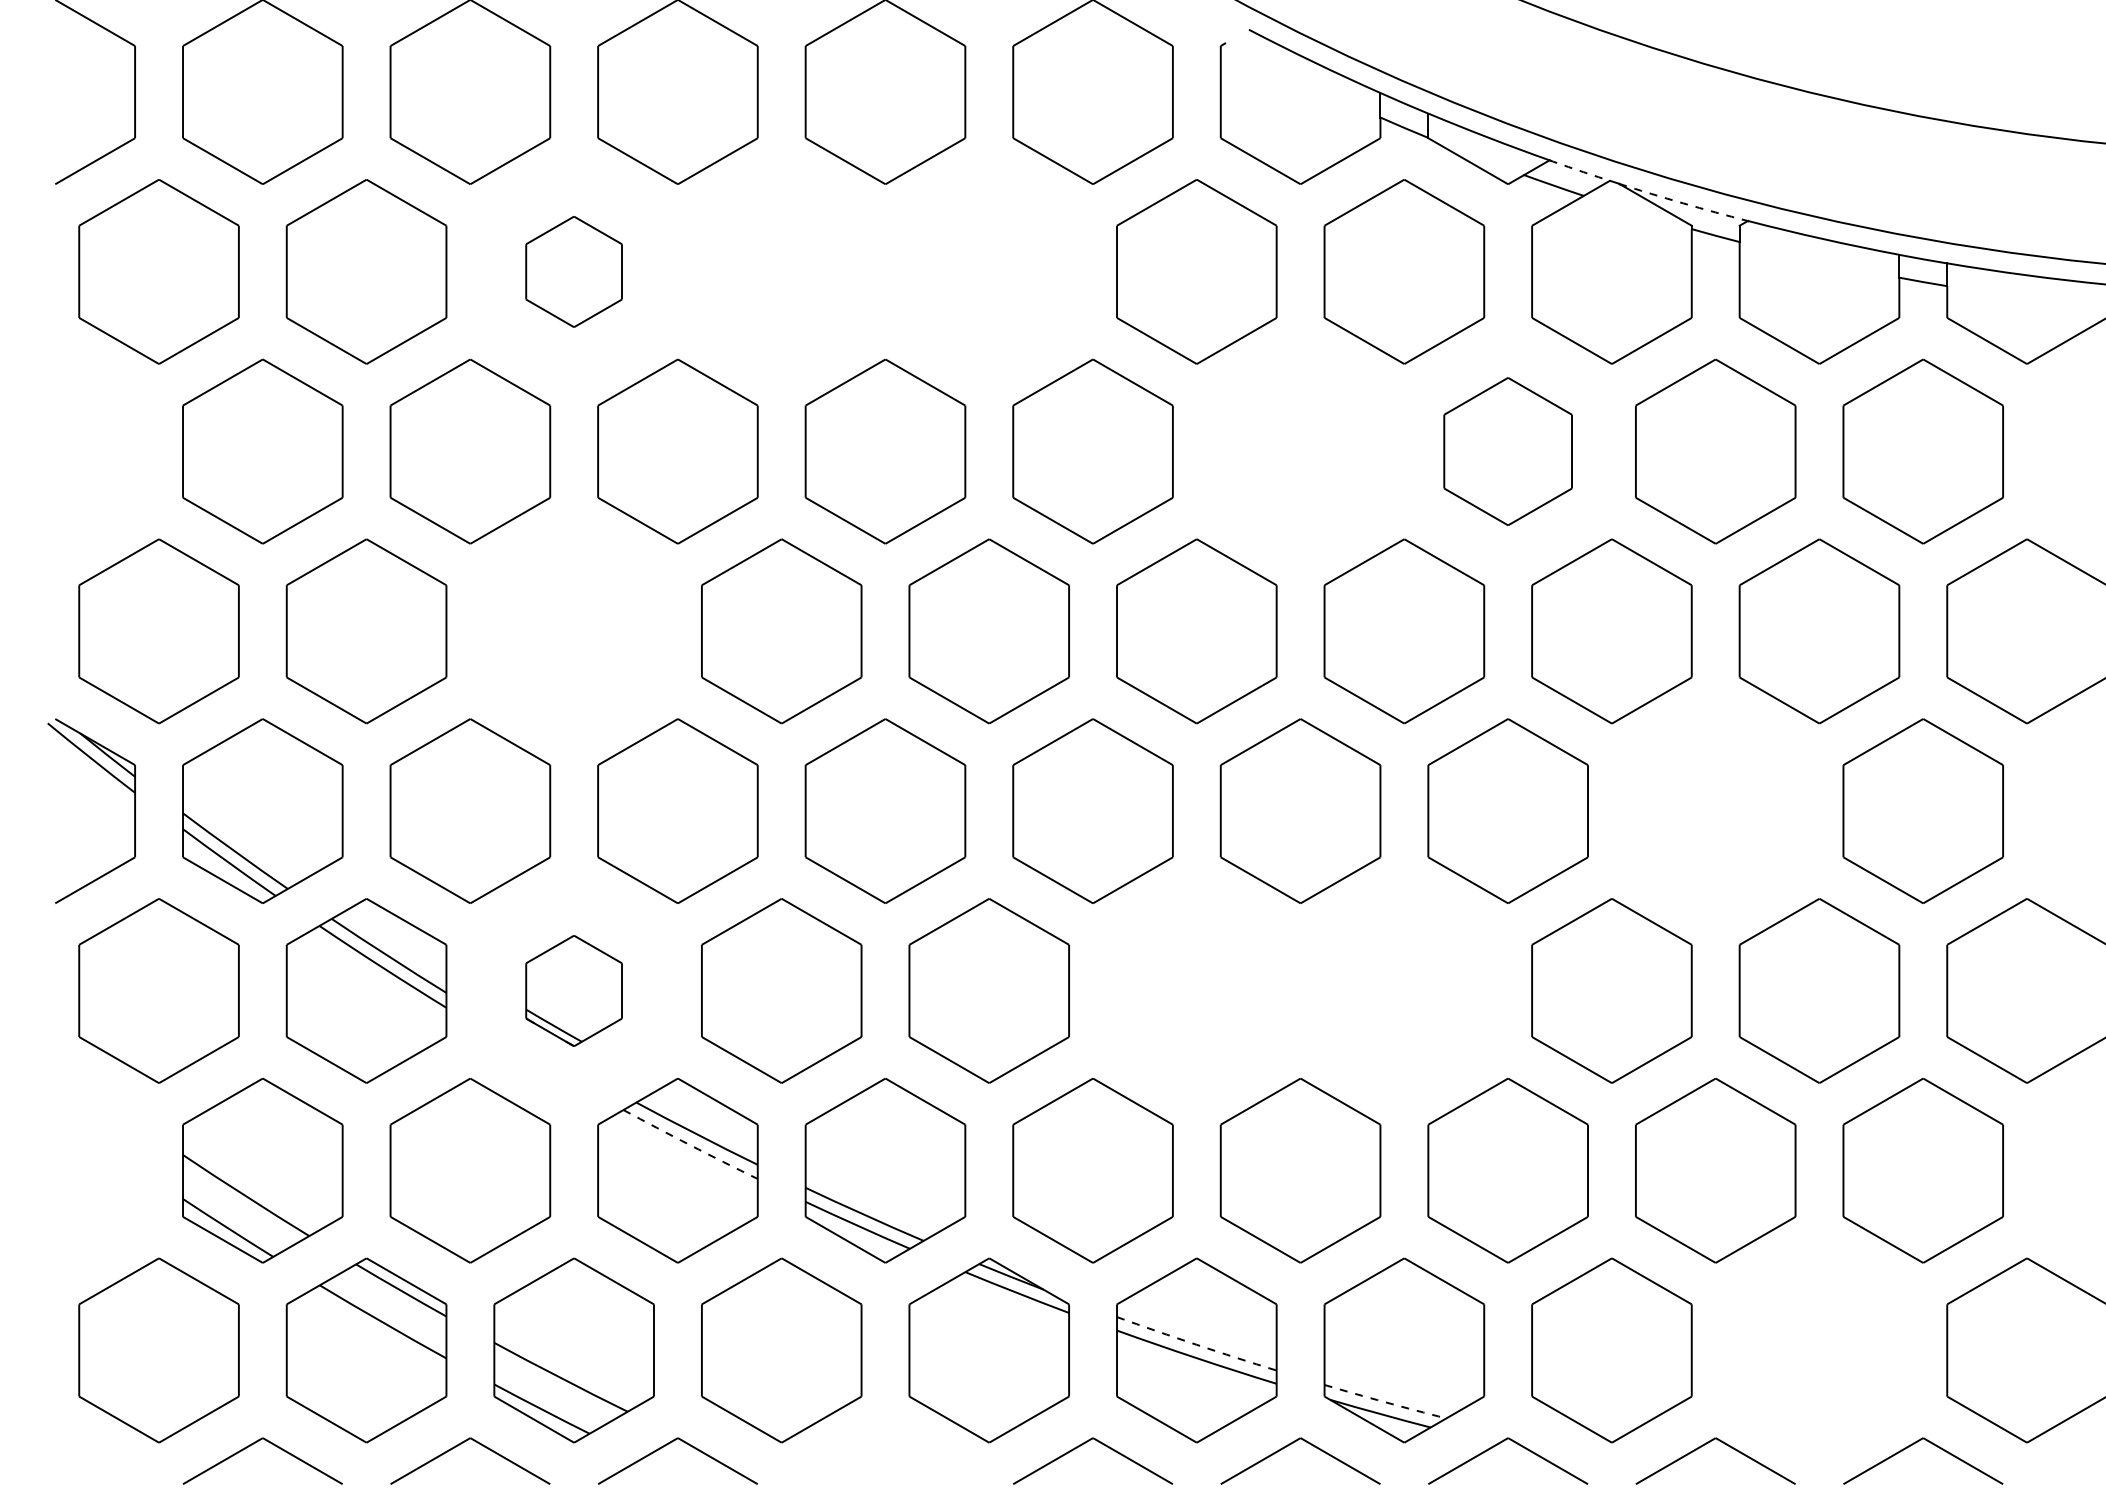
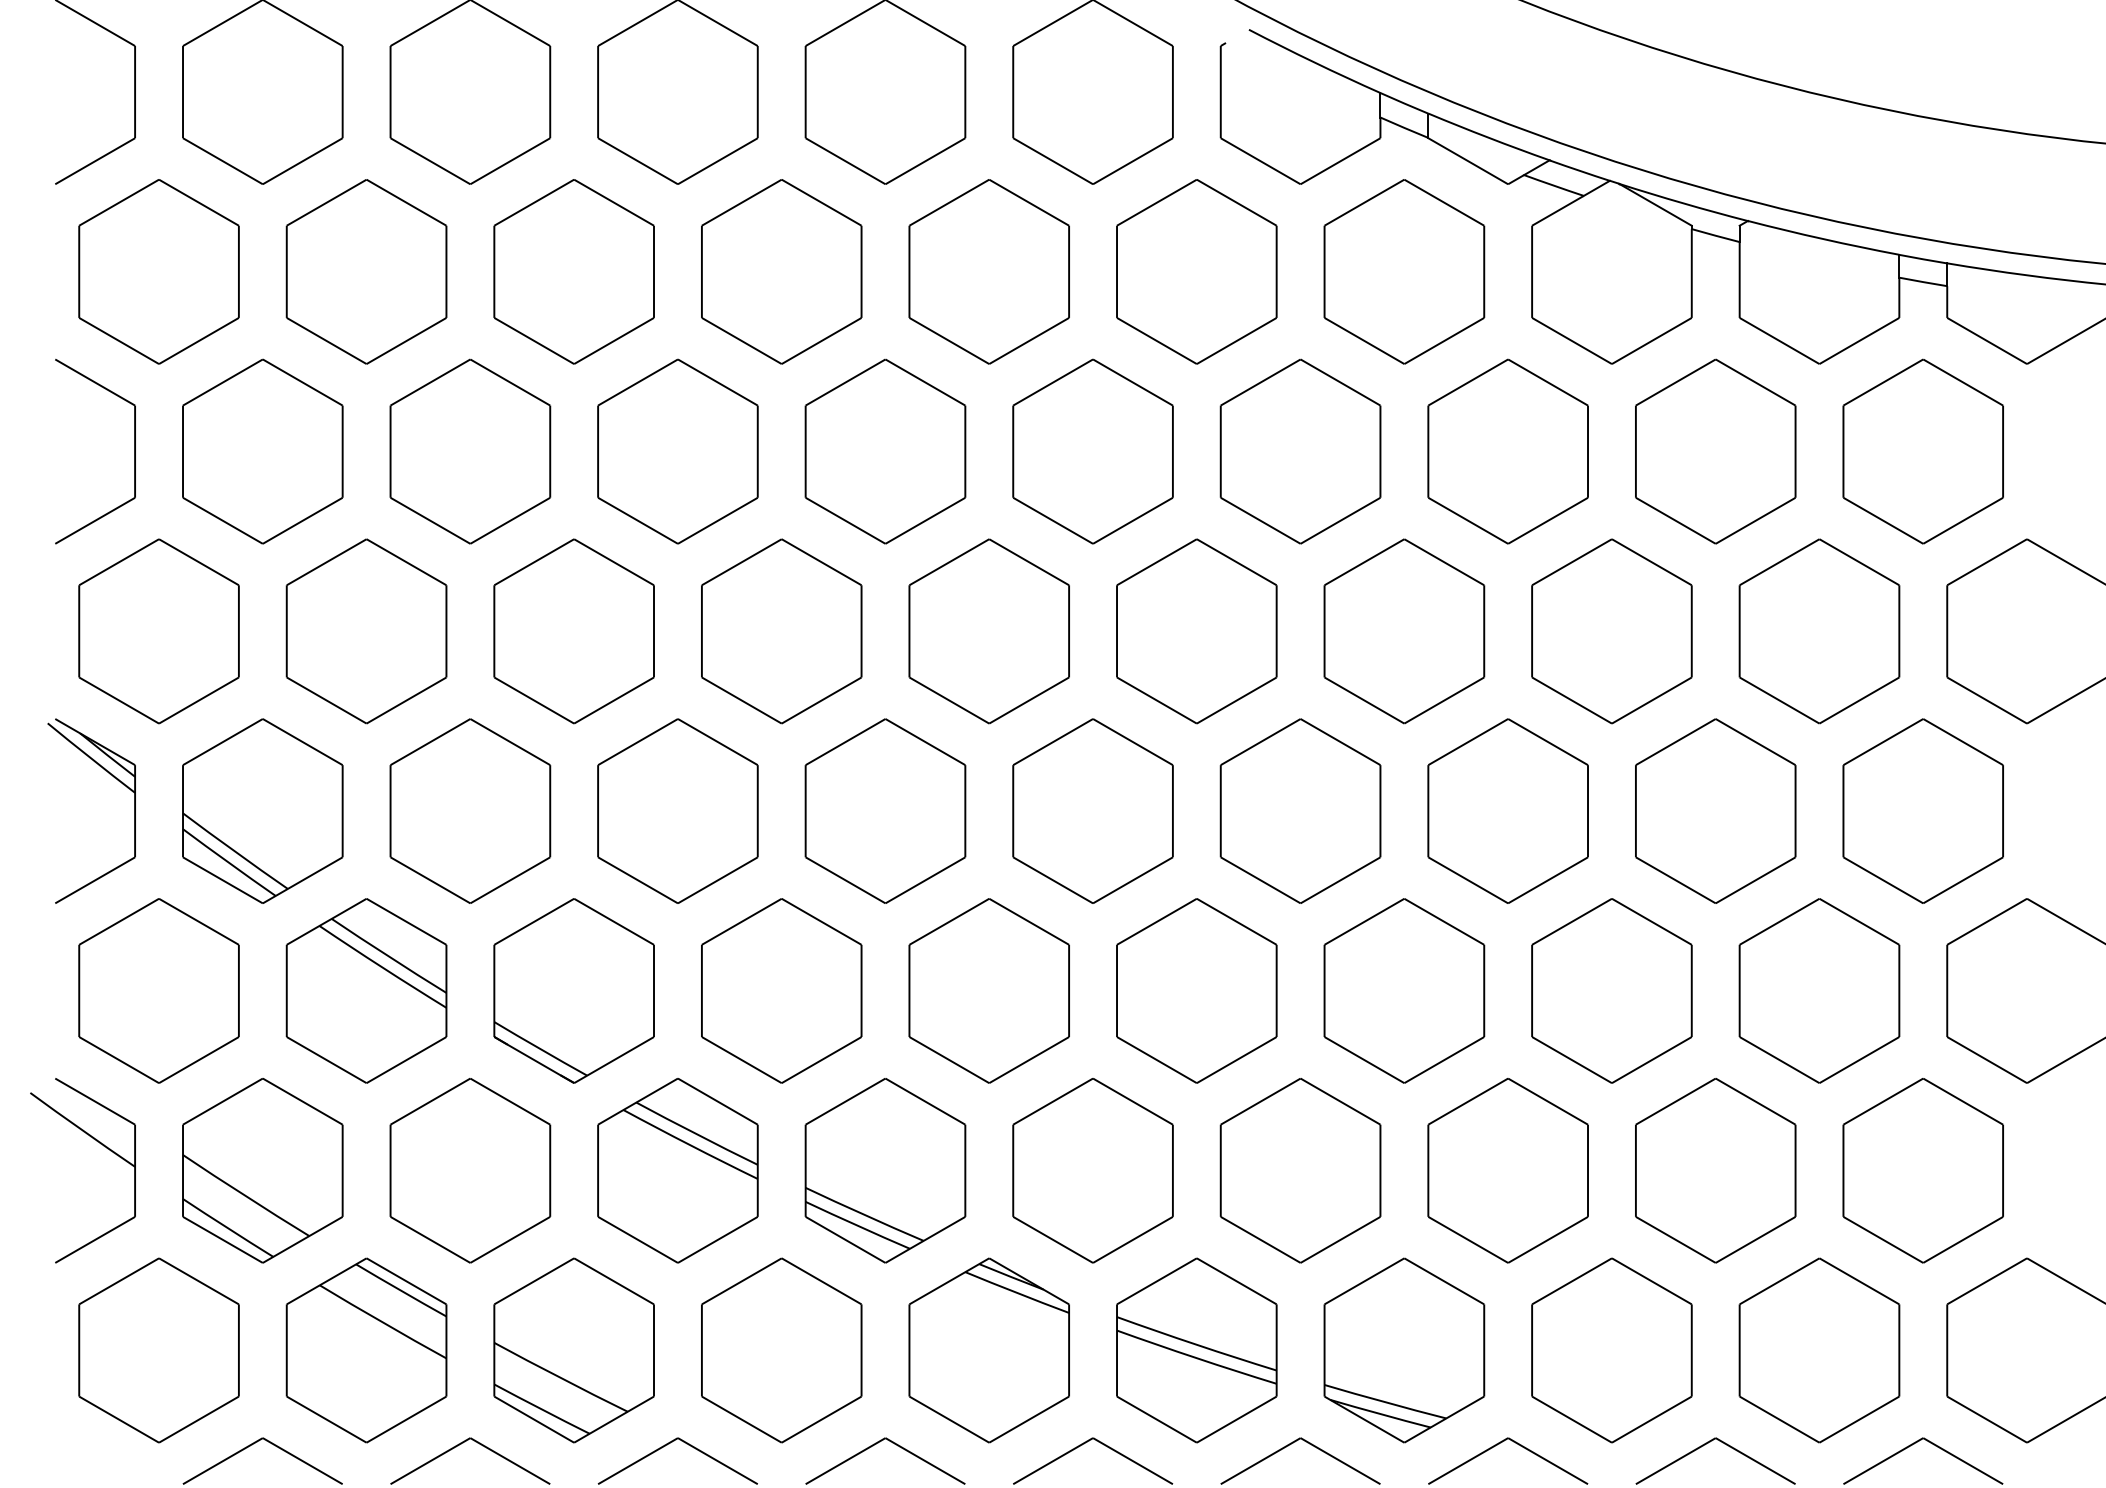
arc: dashed -> solid (1579, 170)
arc: dashed -> solid (1683, 203)
part size: 98x112 px -> 162x186 px (573, 271)
part: none -> present (781, 271)
part: none -> present (988, 271)
part: none -> present (134, 451)
part: none -> present (1300, 451)
part size: 130x149 px -> 162x187 px (1507, 451)
part: none -> present (573, 631)
part: none -> present (1715, 810)
part size: 98x112 px -> 162x186 px (573, 990)
part: none -> present (1196, 990)
part: none -> present (1404, 990)
part: none -> present (100, 1144)
arc: dashed -> solid (690, 1145)
arc: dashed -> solid (1196, 1344)
part: none -> present (1819, 1350)
arc: dashed -> solid (1385, 1402)
part: none -> present (876, 1444)
